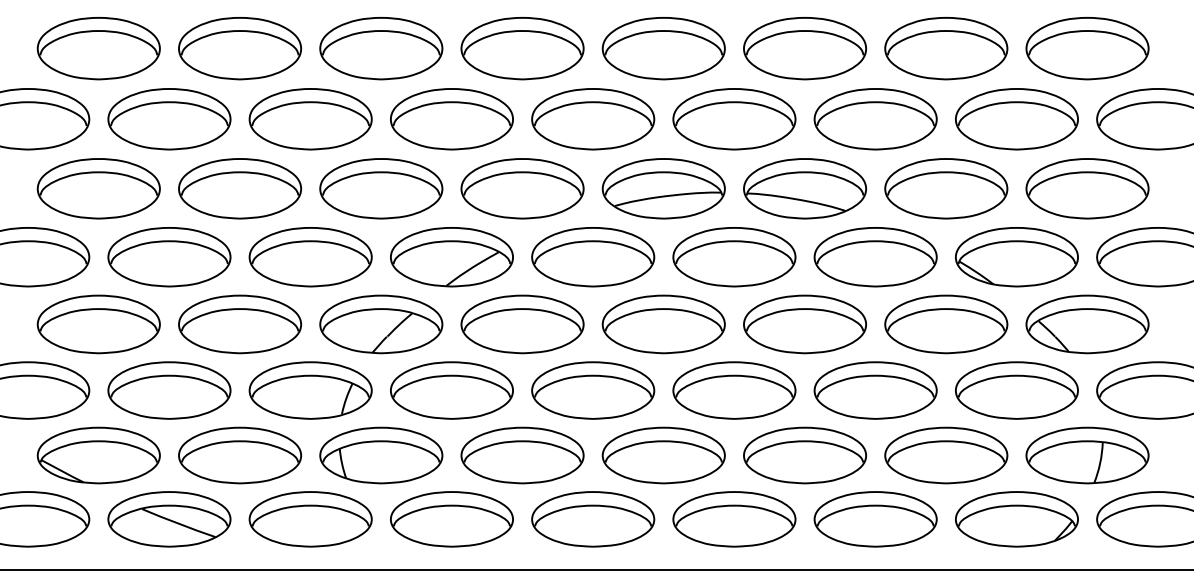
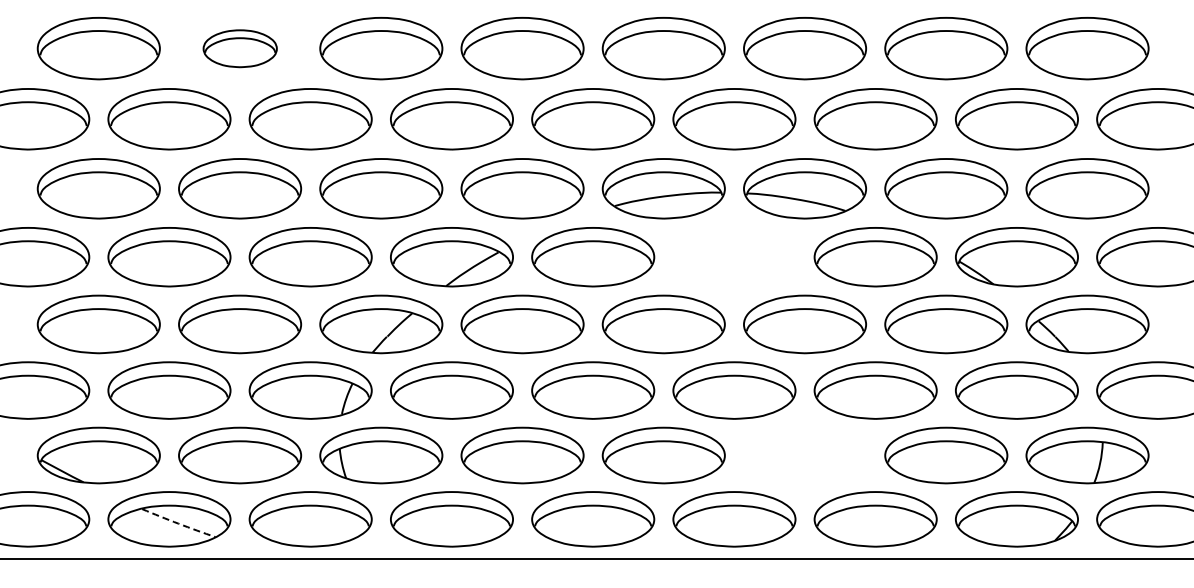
part size: 125x64 px -> 76x40 px (239, 48)
part: present -> none (734, 257)
part: present -> none (804, 455)
arc: solid -> dashed (178, 523)
line position: (596, 570) -> (596, 559) (596, 559)
